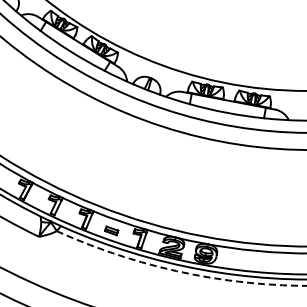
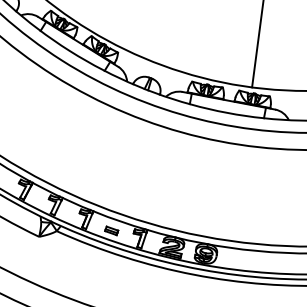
line: none -> present (257, 44)
arc: dashed -> solid (177, 271)
